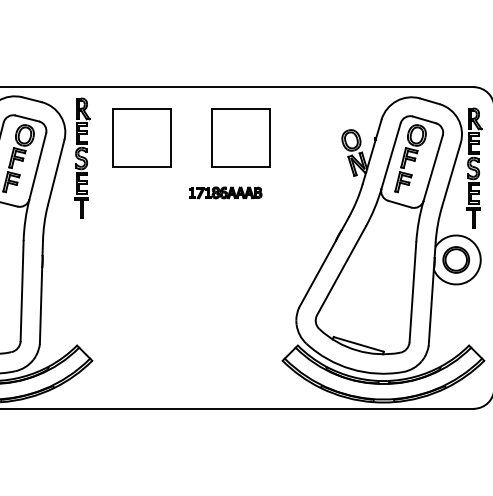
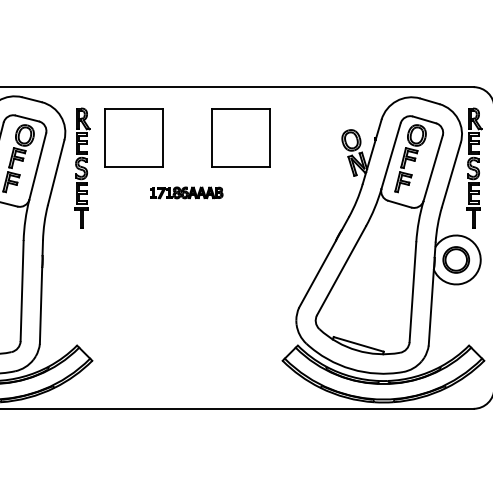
part position: (141, 137) -> (133, 137) (133, 137)
part position: (82, 157) -> (82, 167) (82, 167)
part position: (225, 192) -> (186, 192) (186, 192)
